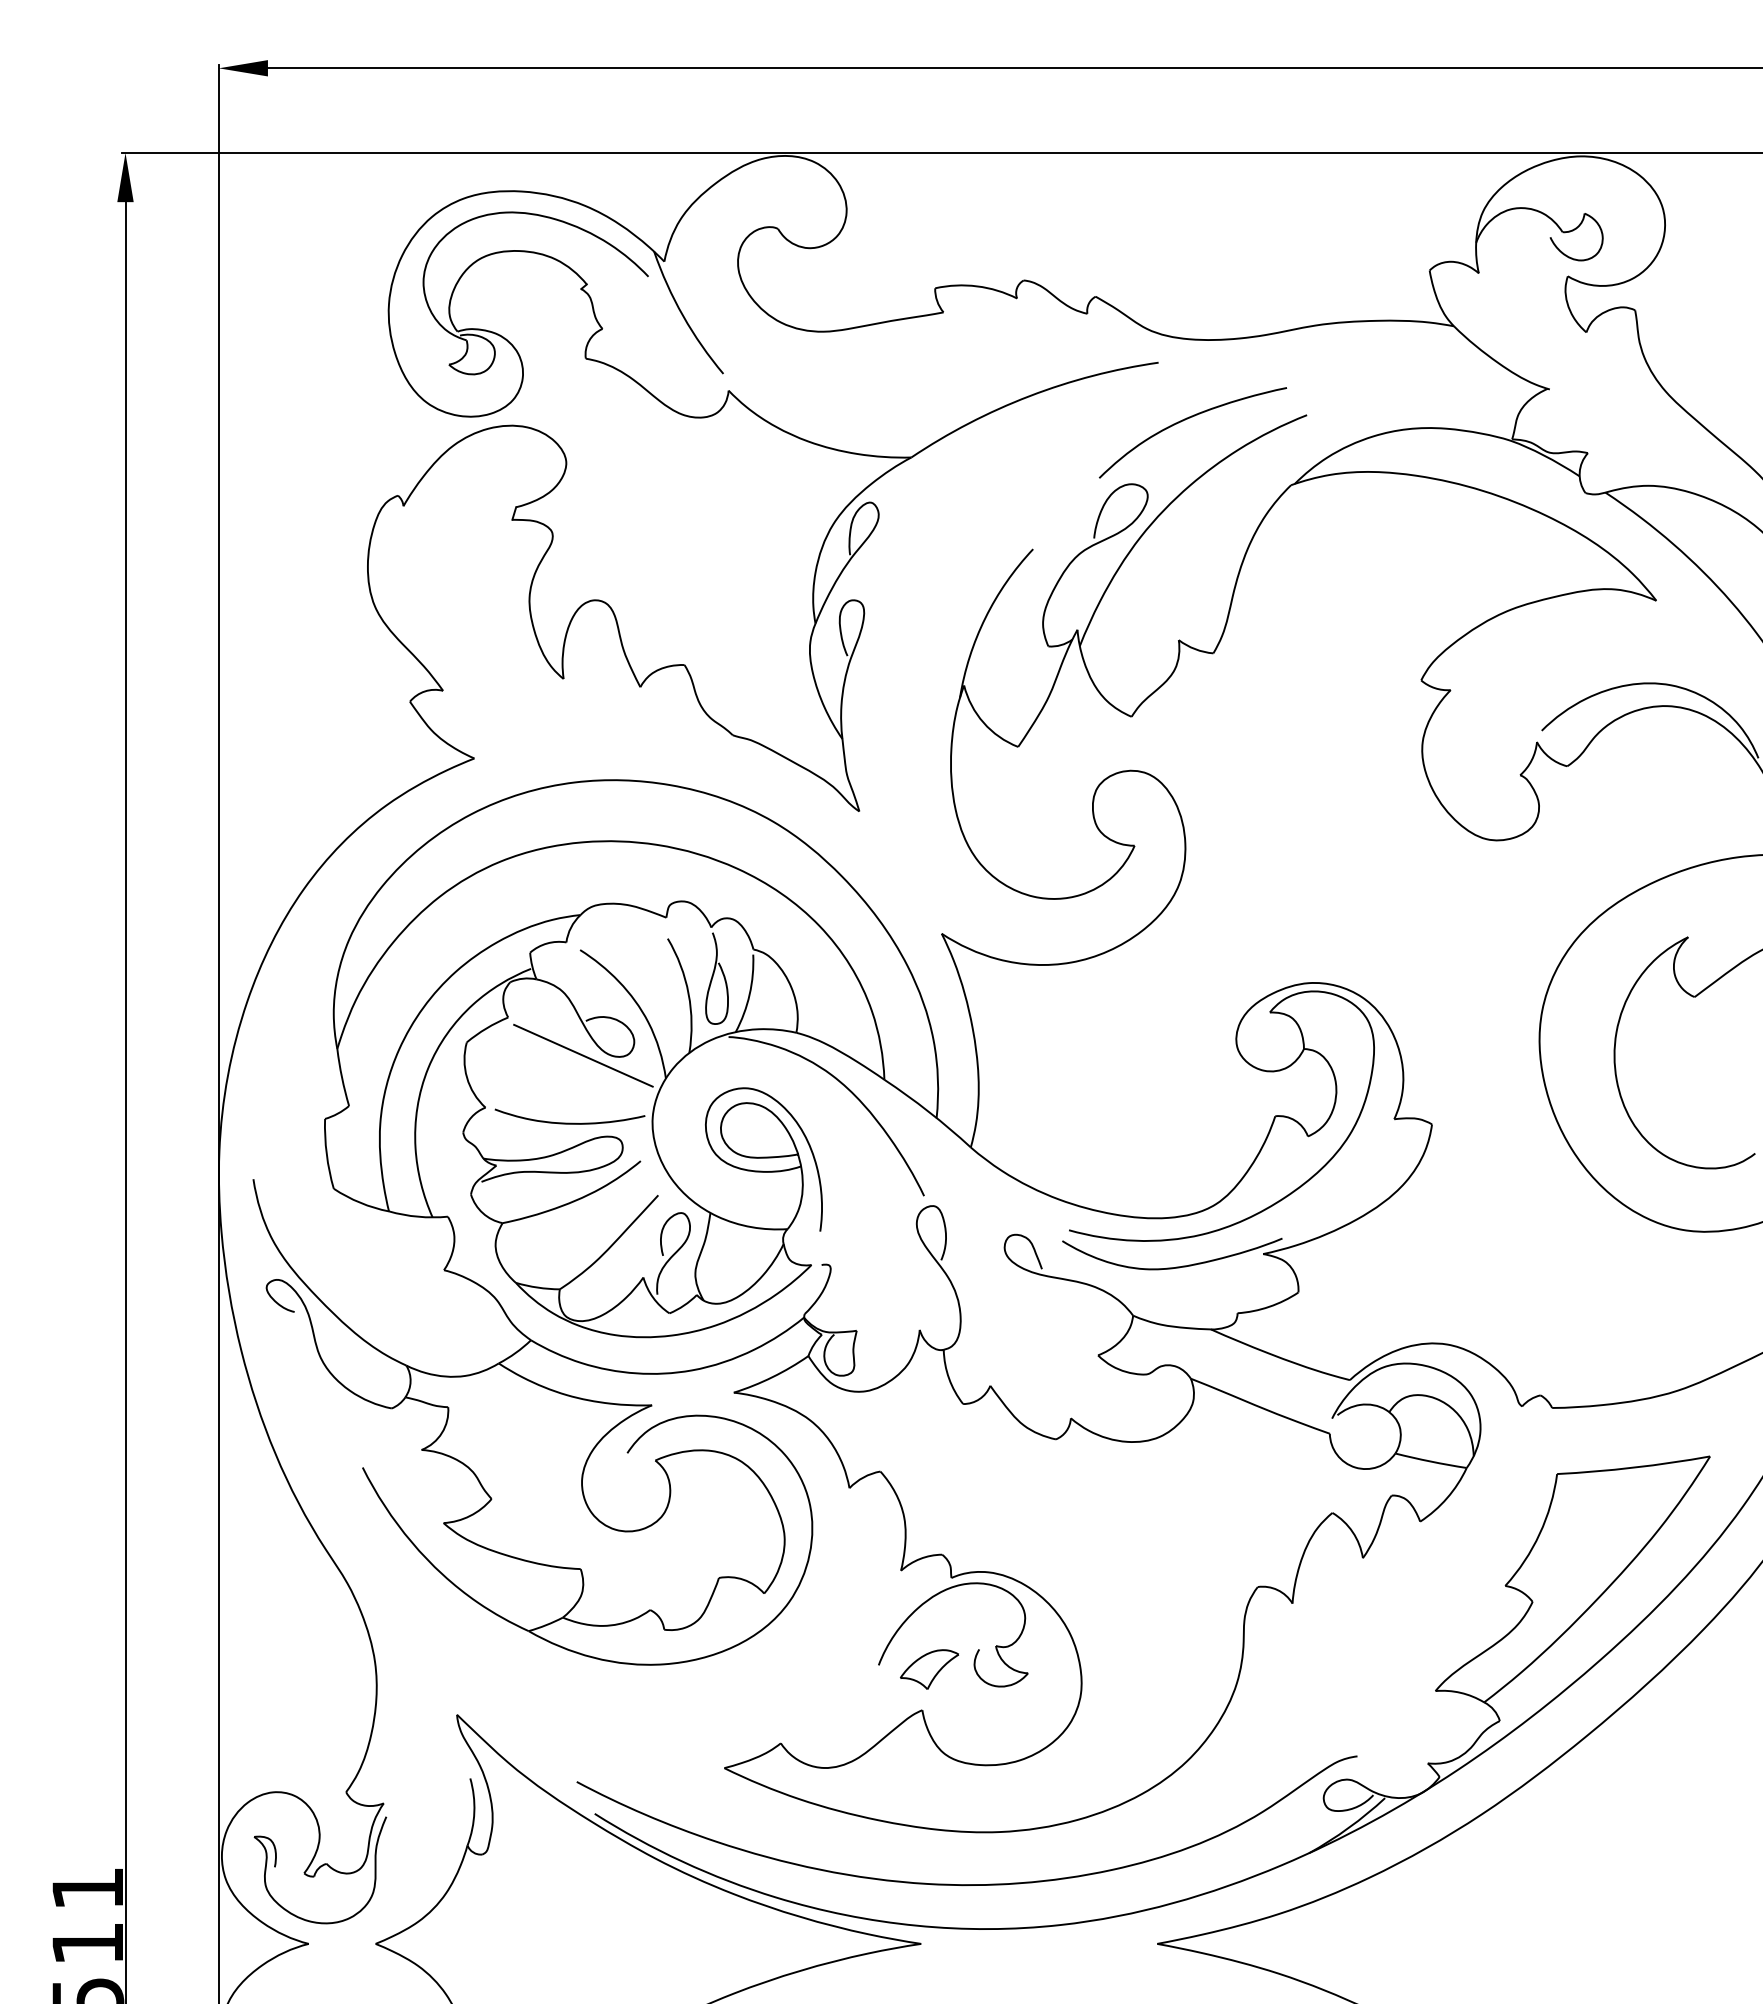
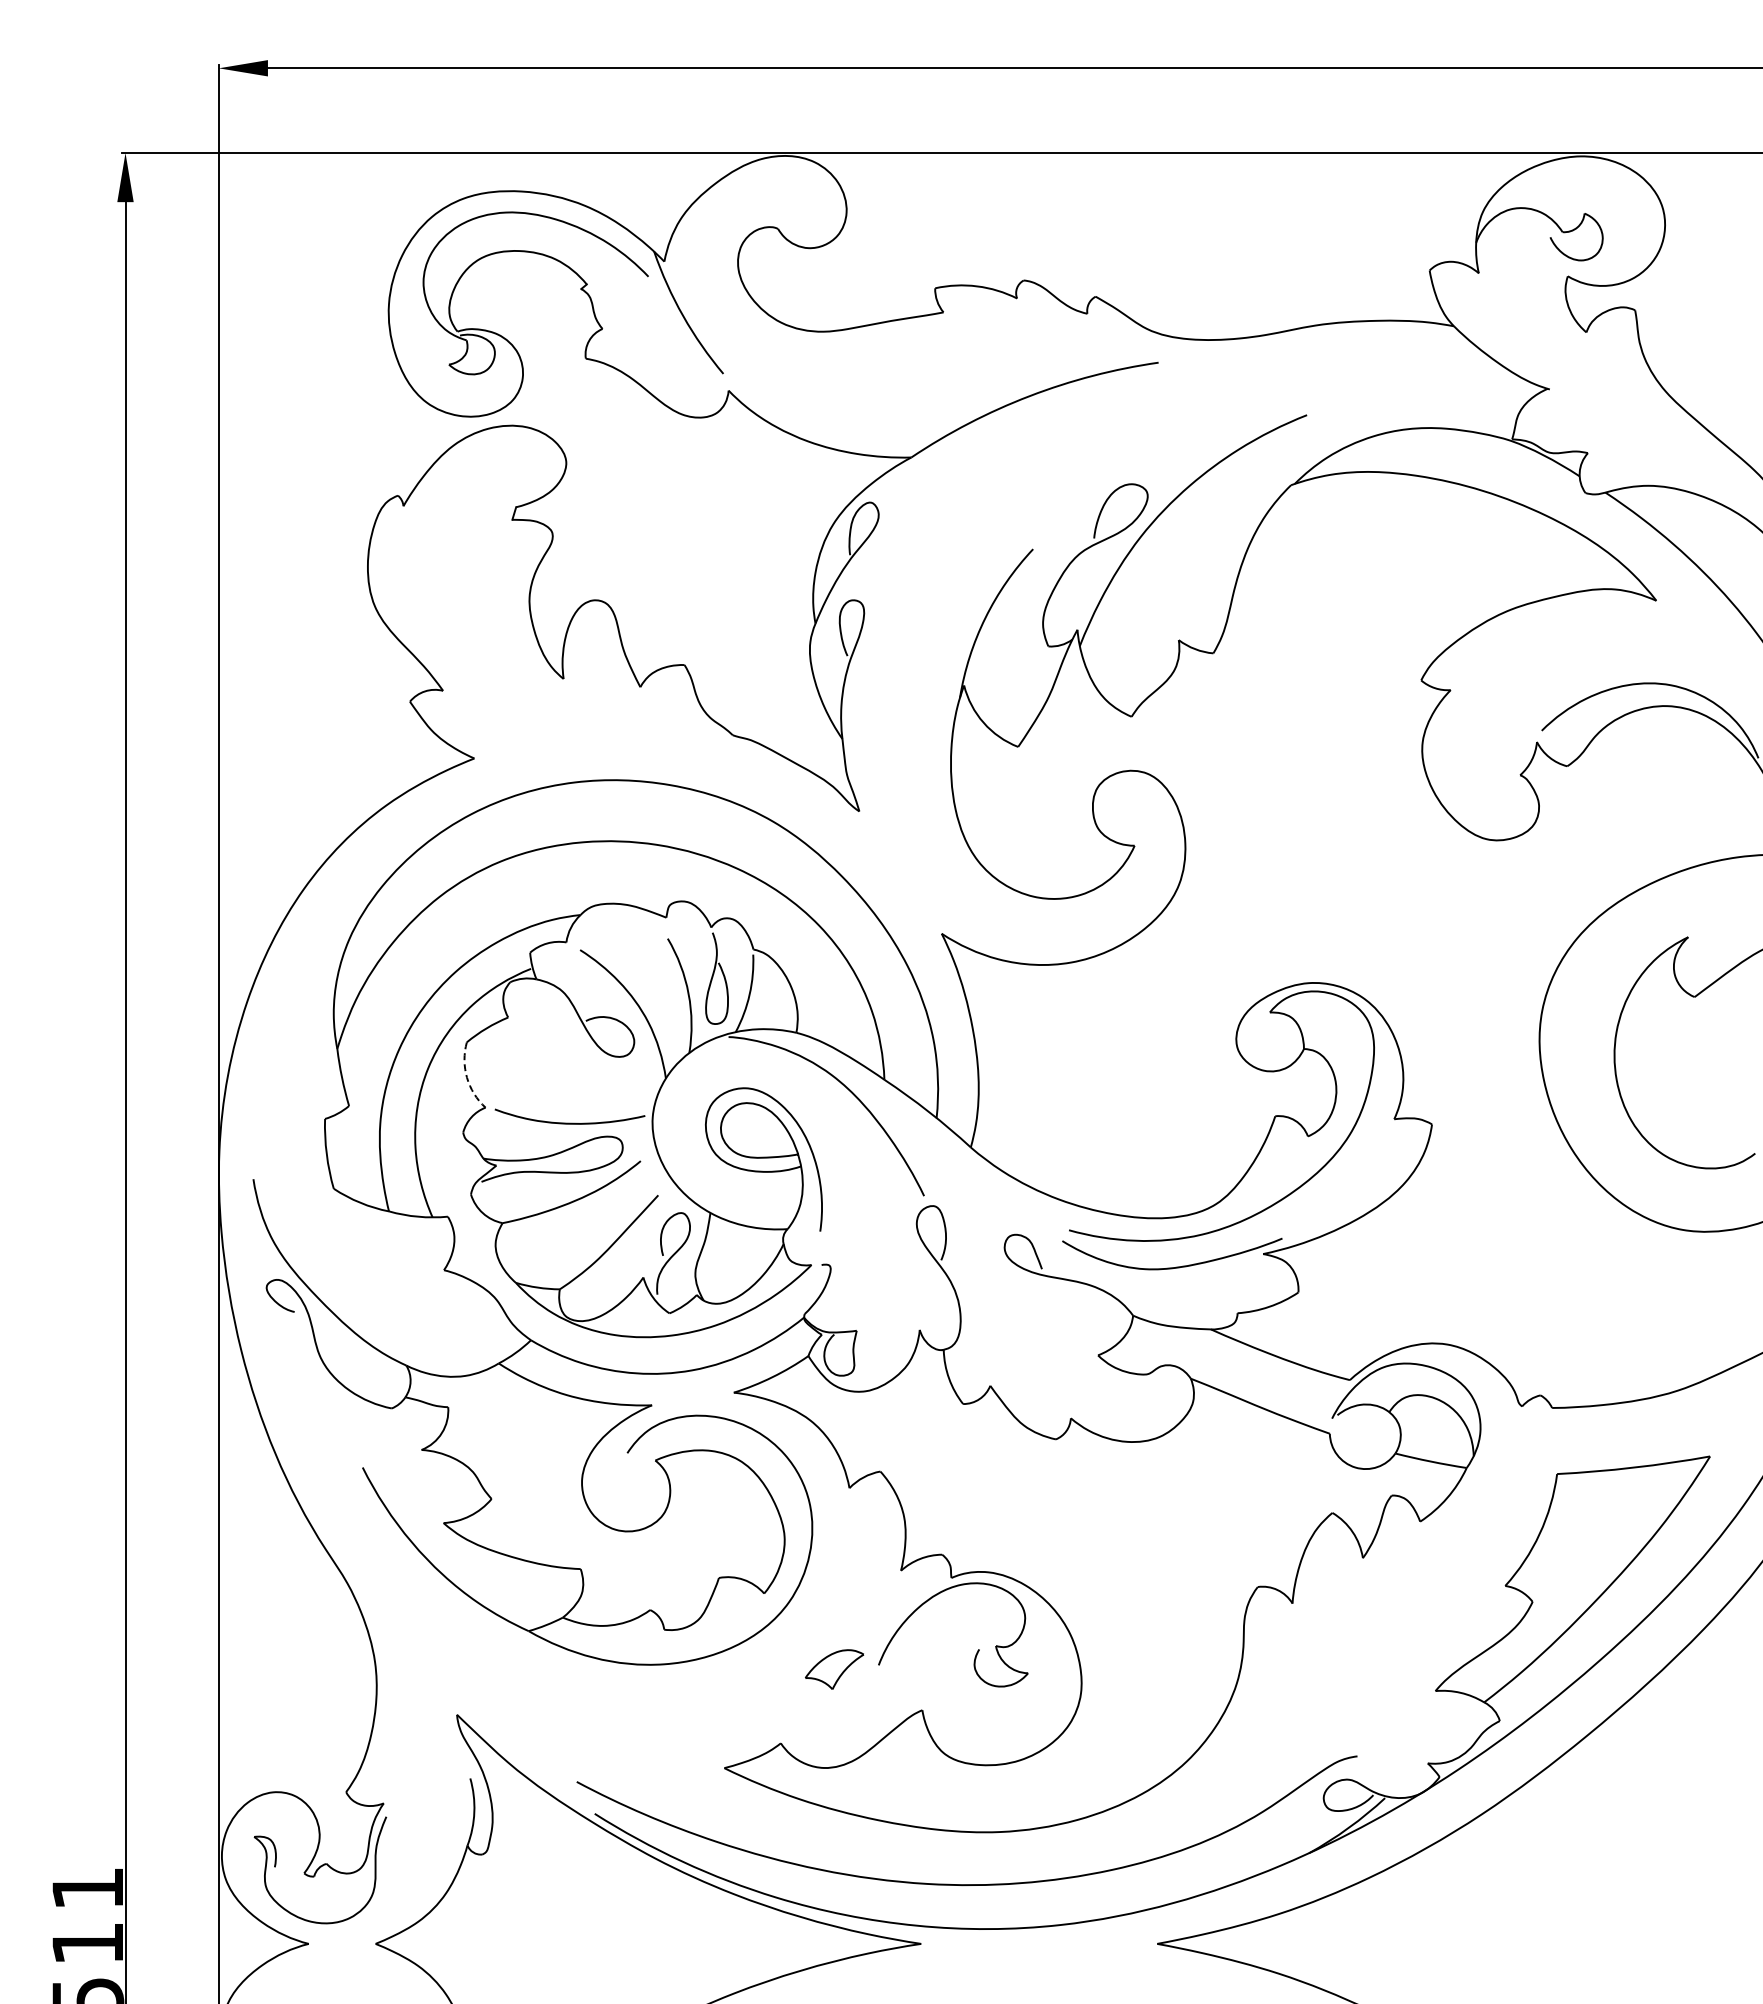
curve: present -> none (1185, 420)
line: present -> none (583, 1055)
arc: solid -> dashed (467, 1077)
part position: (929, 1669) -> (834, 1669) (834, 1669)
